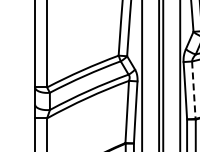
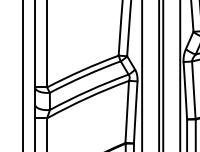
line: none -> present (23, 75)
line: dashed -> solid (193, 90)
